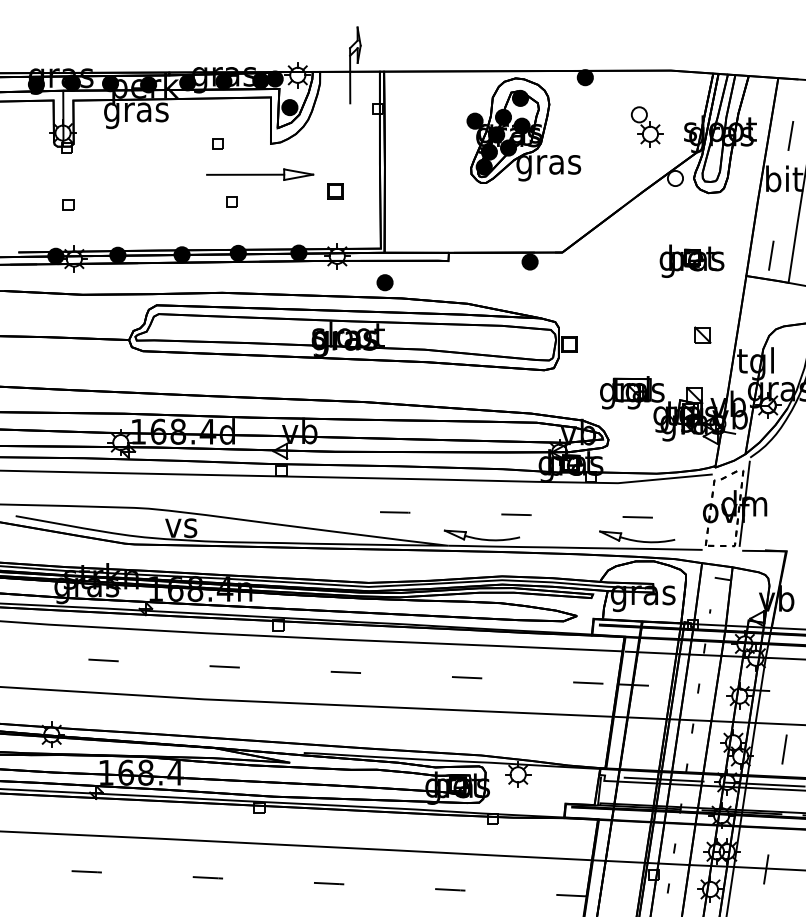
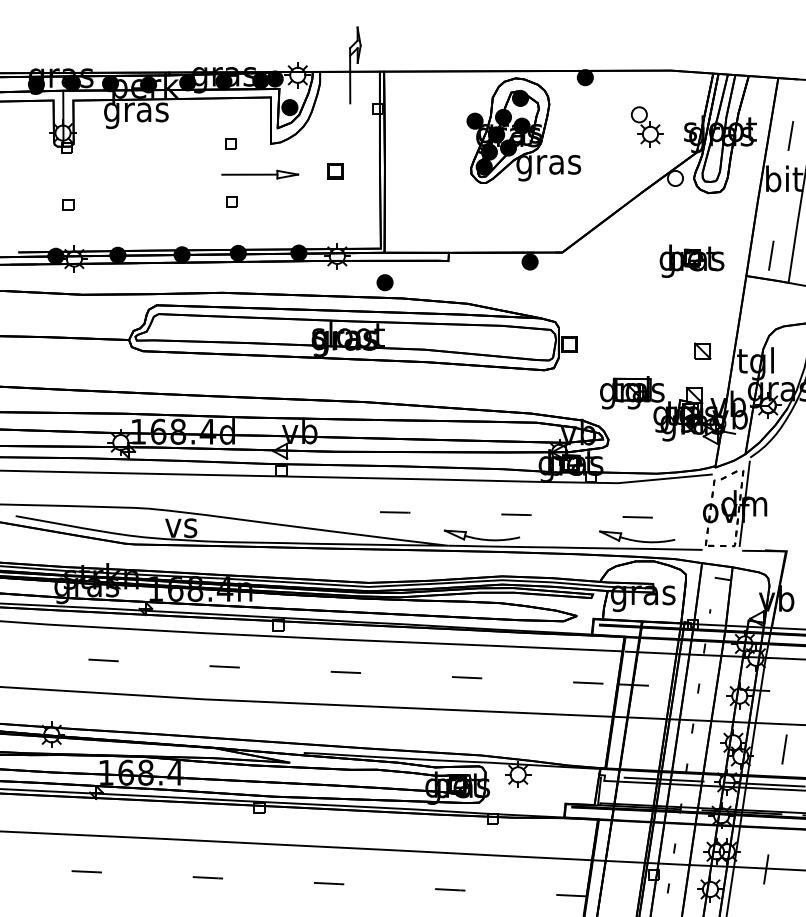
part position: (217, 143) -> (230, 143) (230, 143)
part size: 109x13 px -> 79x11 px (260, 174)
part position: (335, 191) -> (335, 171) (335, 171)
part position: (702, 334) -> (702, 350) (702, 350)
